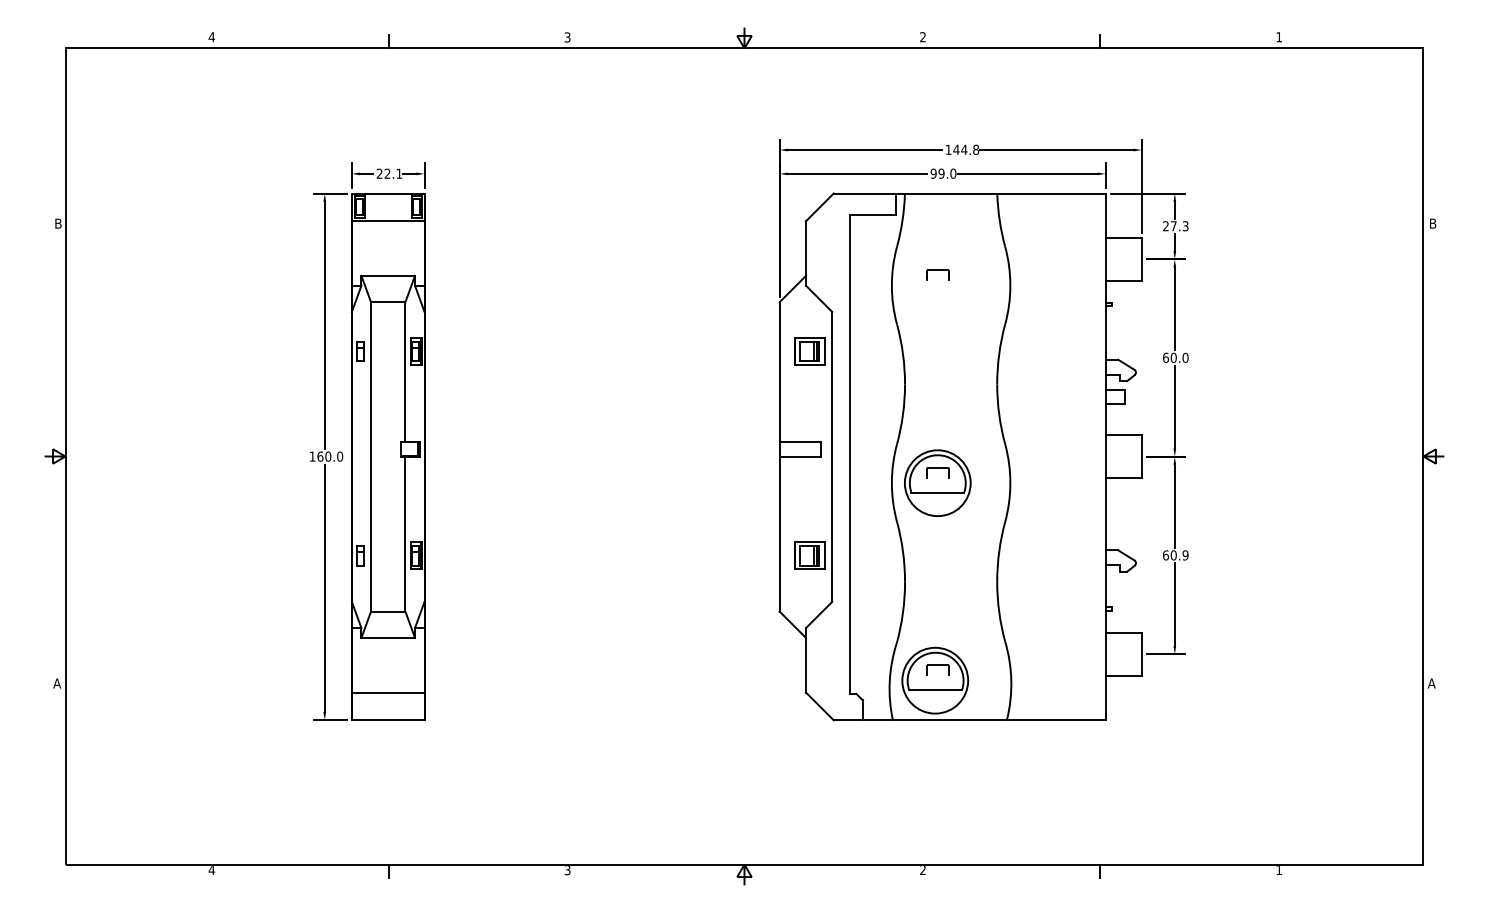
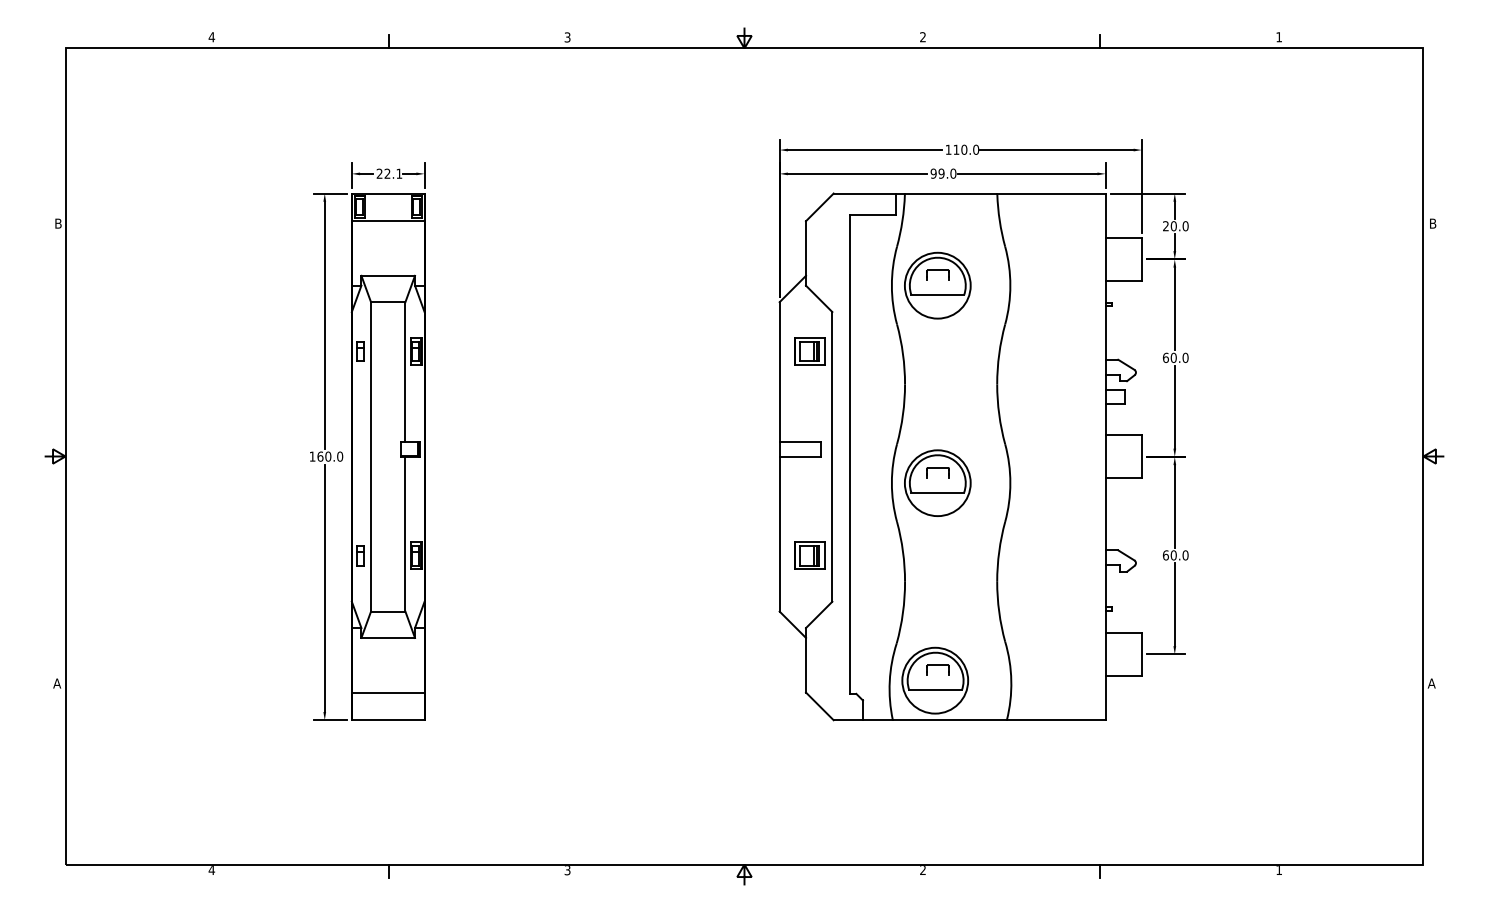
text: 144.8 -> 110.0 (966, 149)
text: 27.3 -> 20.0 (1179, 226)
part: none -> present (937, 285)
text: 60.9 -> 60.0 (1185, 555)
